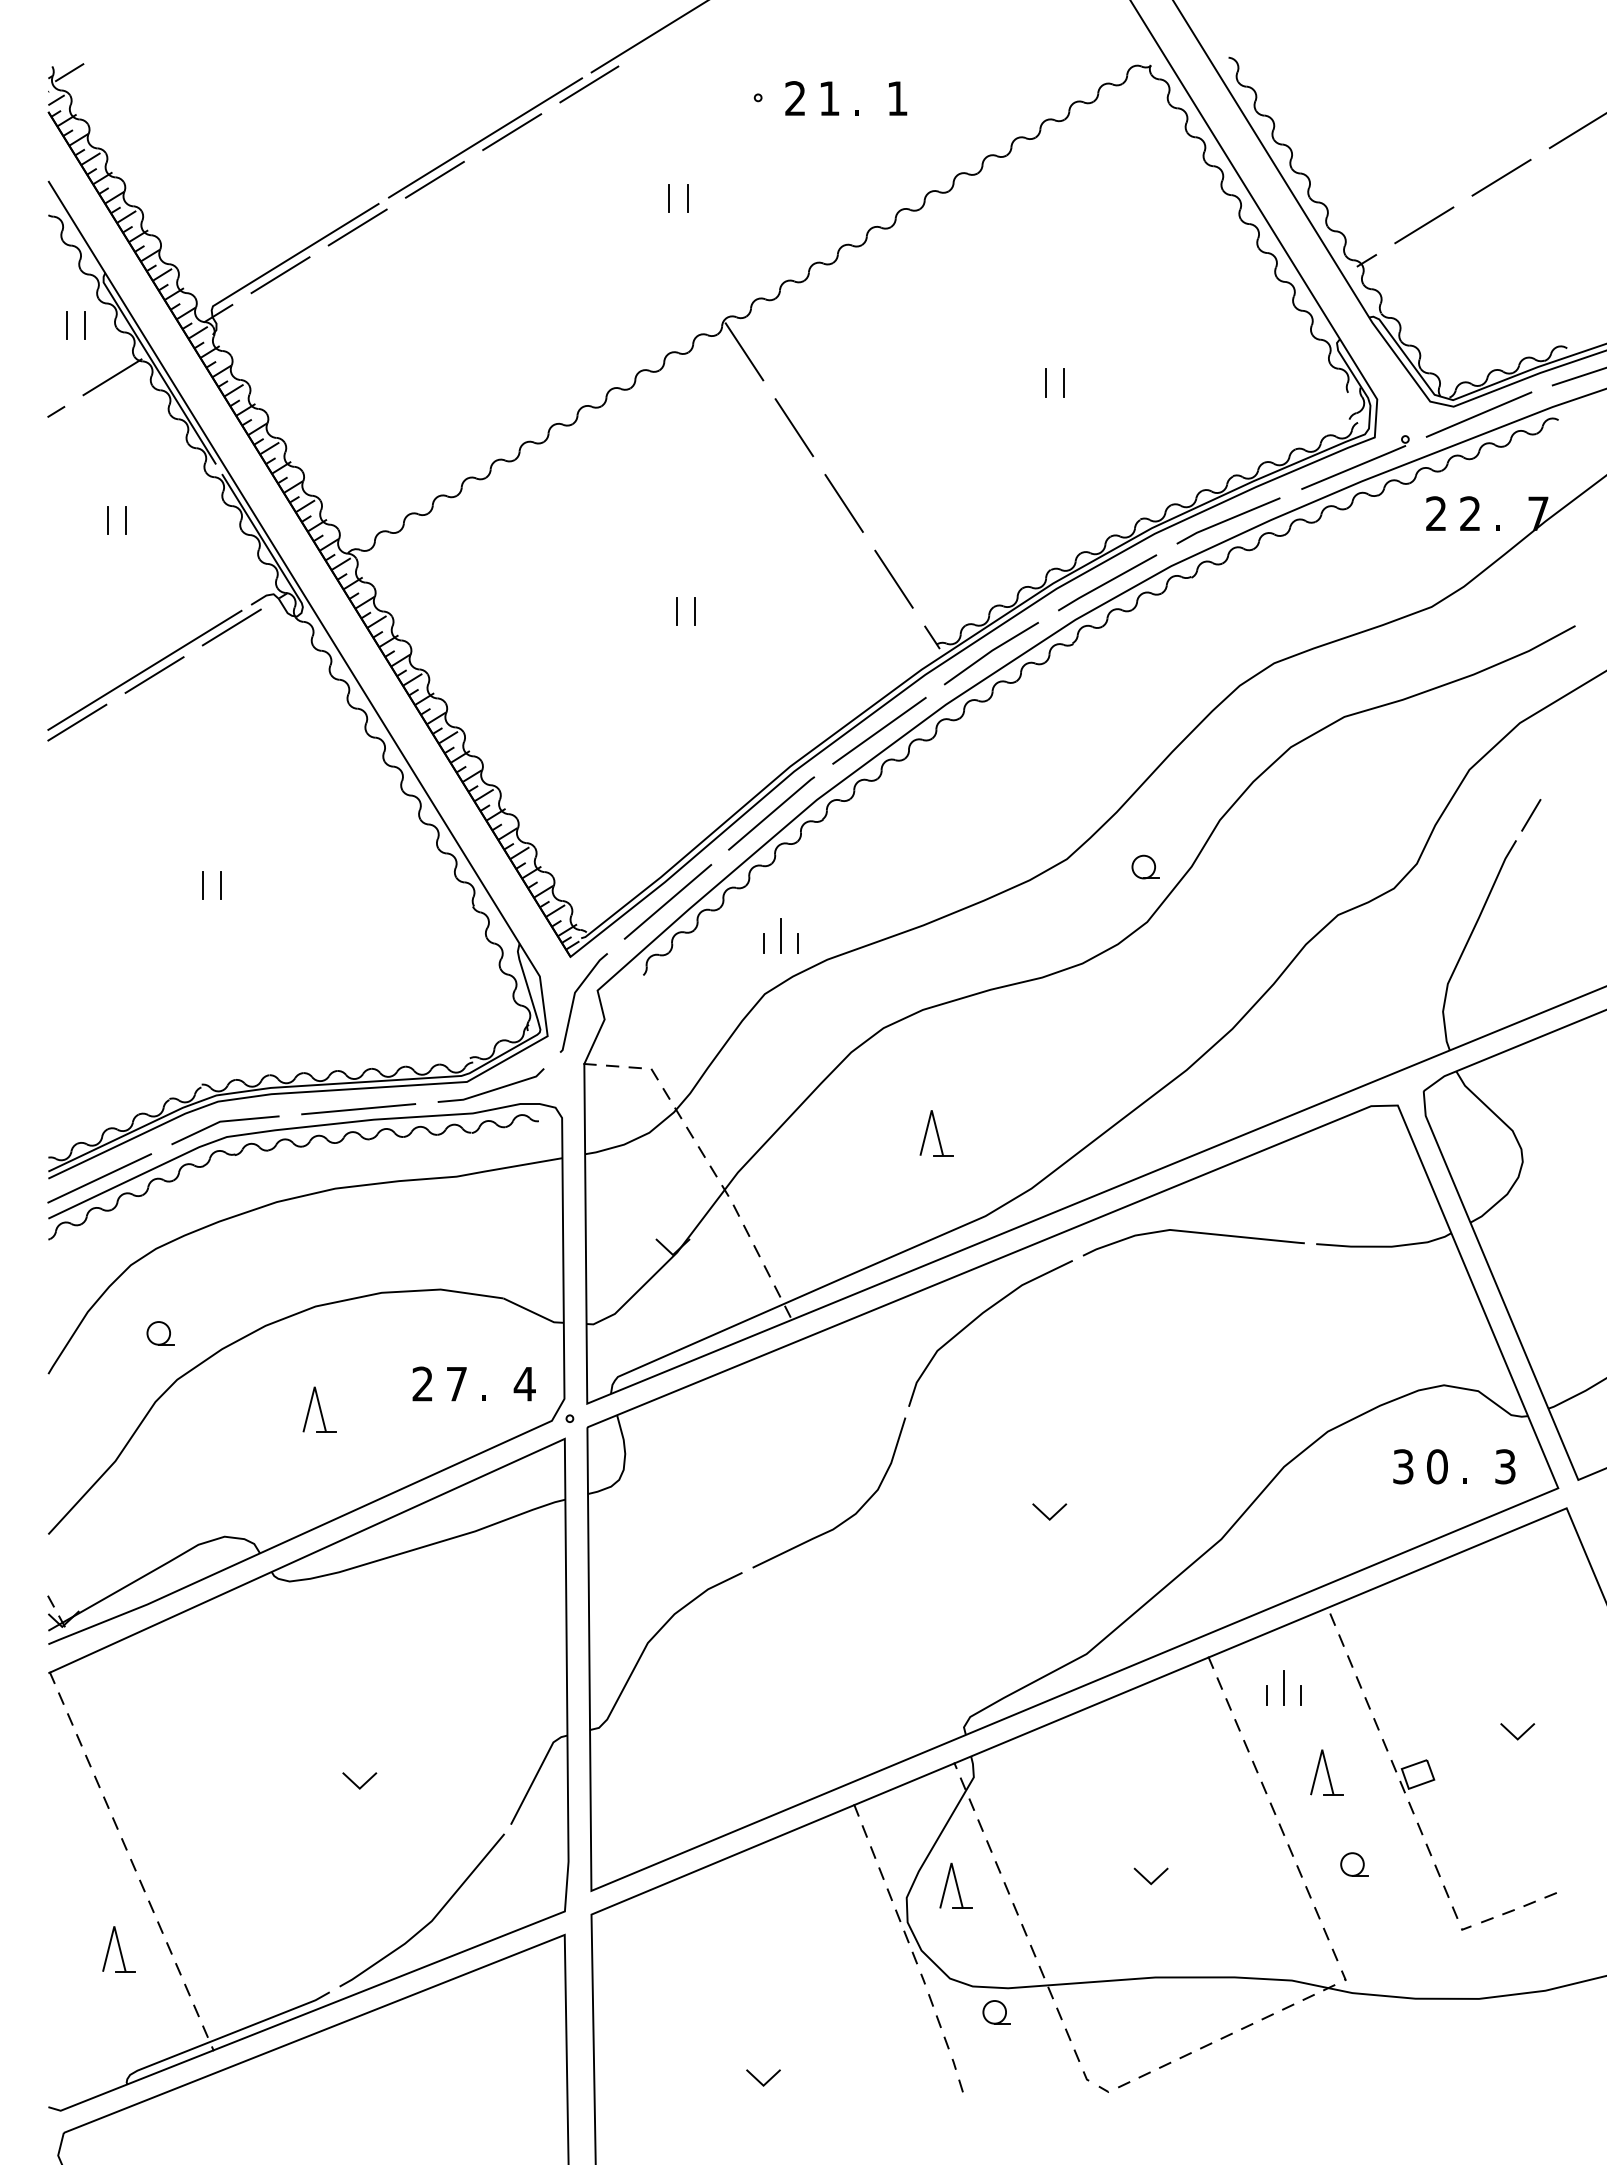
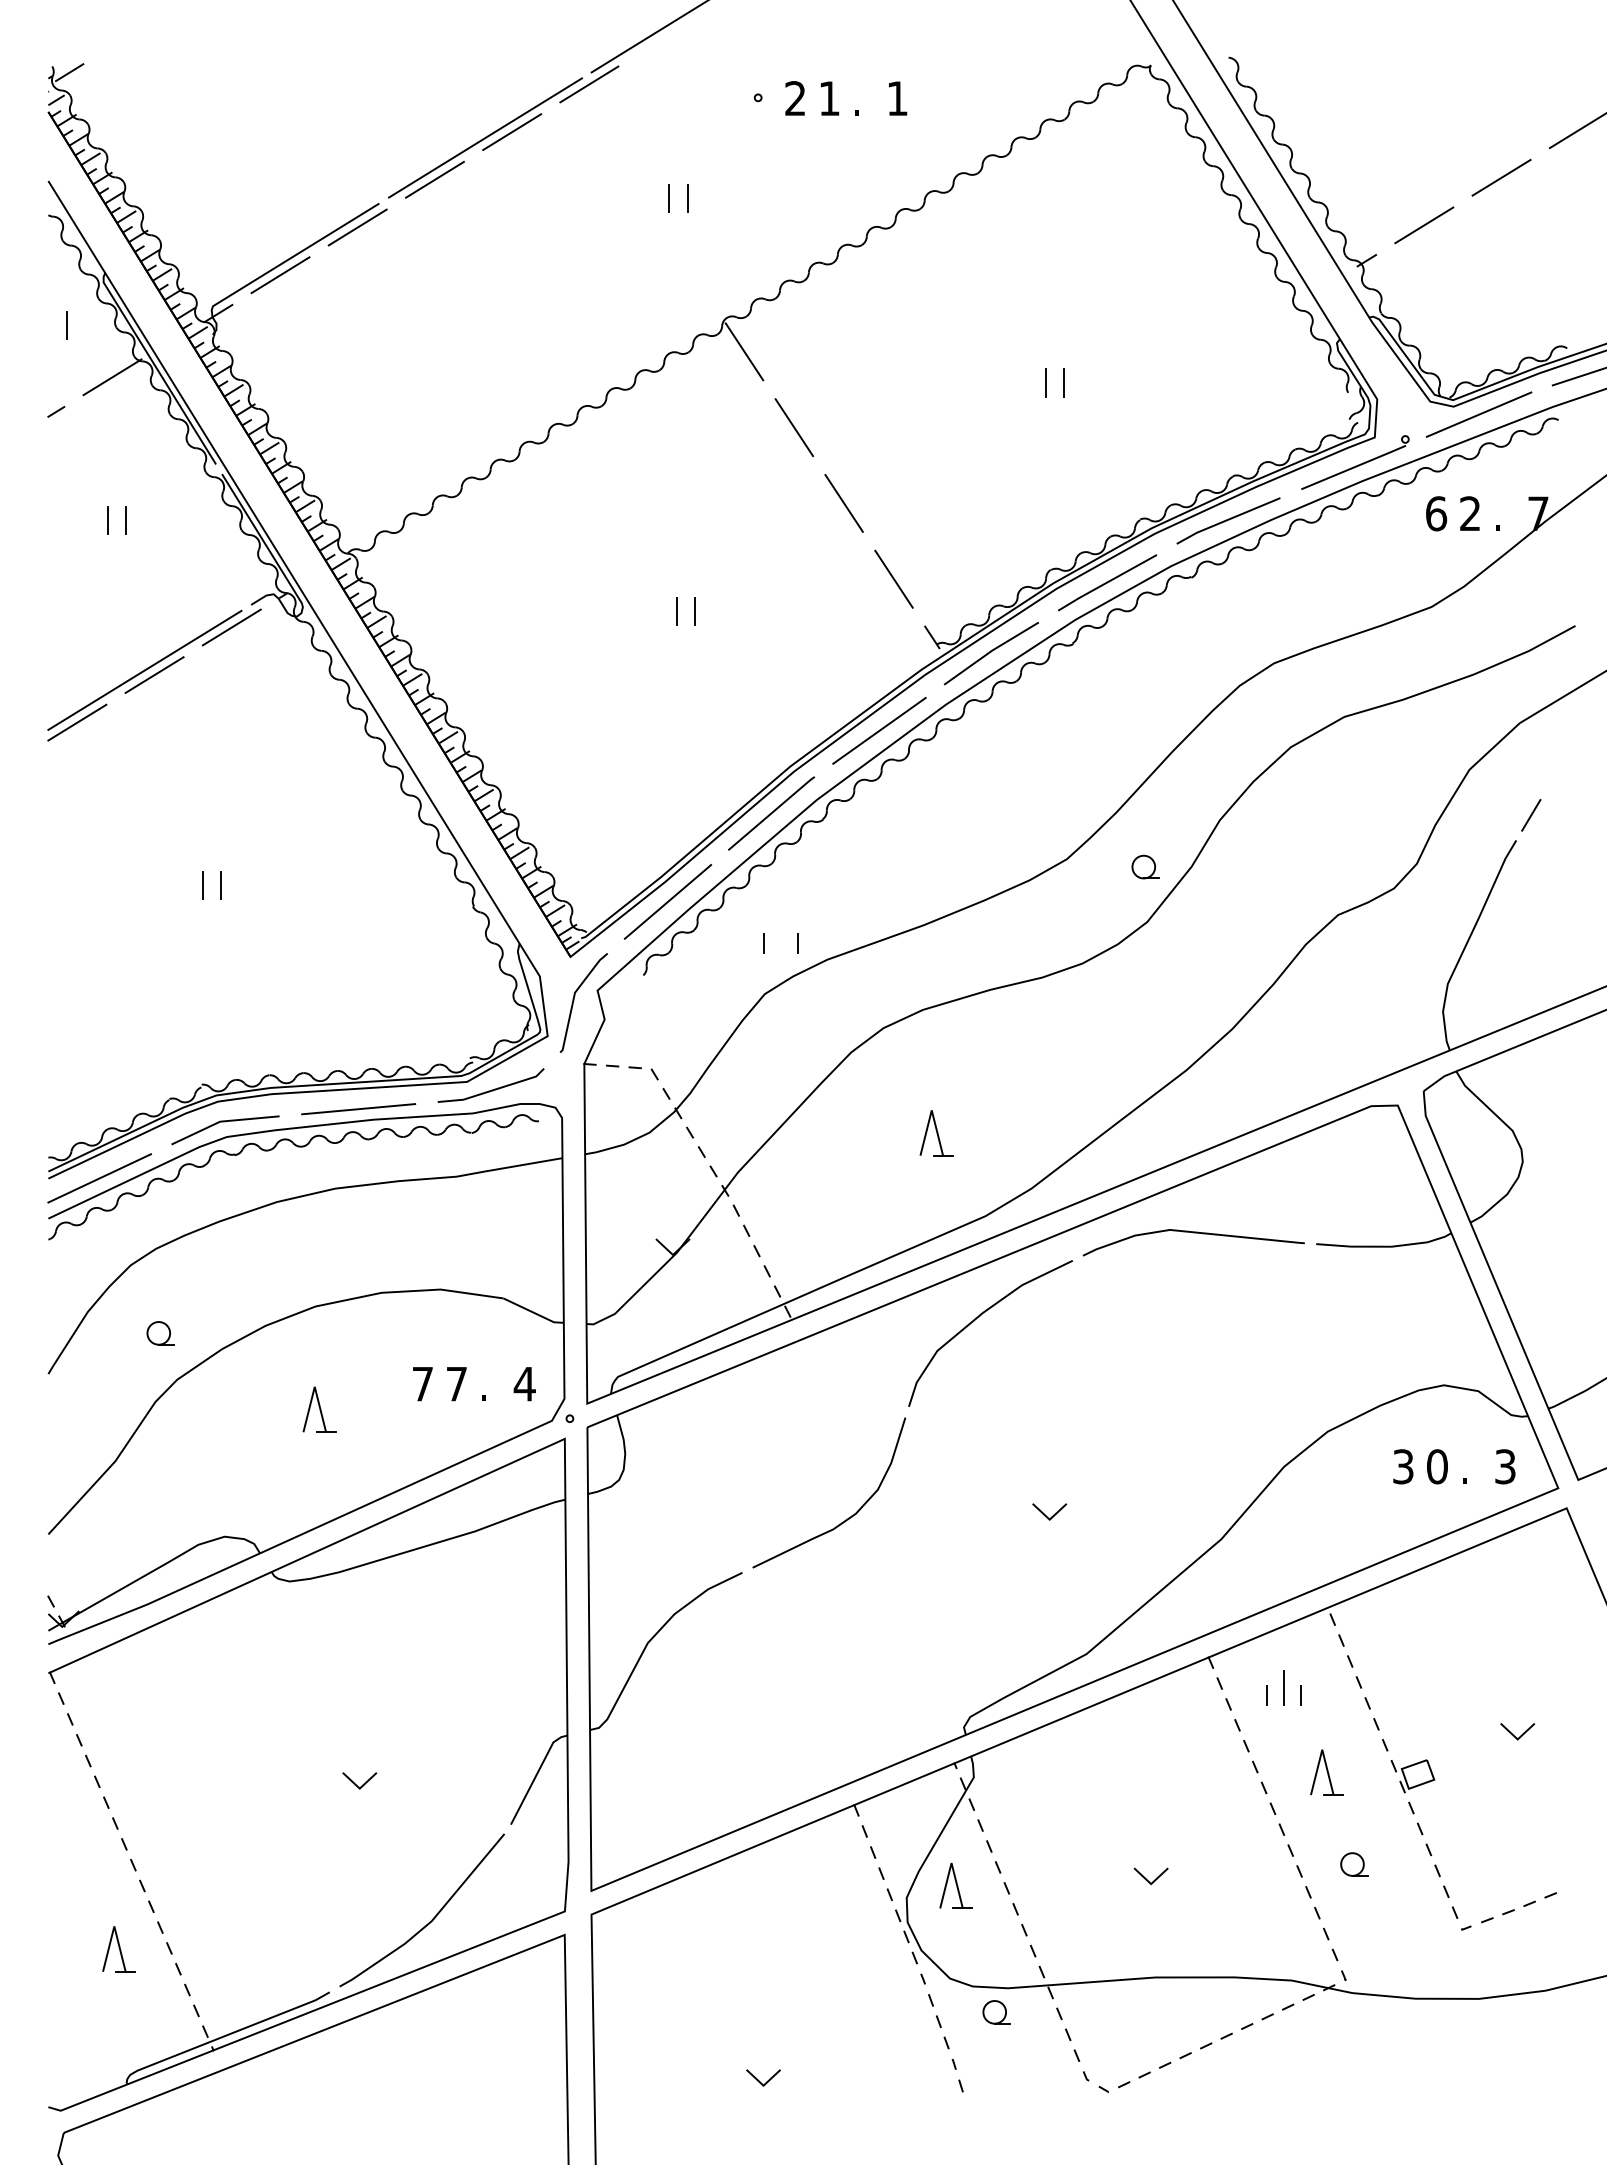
line: present -> none (84, 325)
text: 2 -> 6 (1436, 513)
line: present -> none (781, 936)
text: 2 -> 7 (422, 1383)
